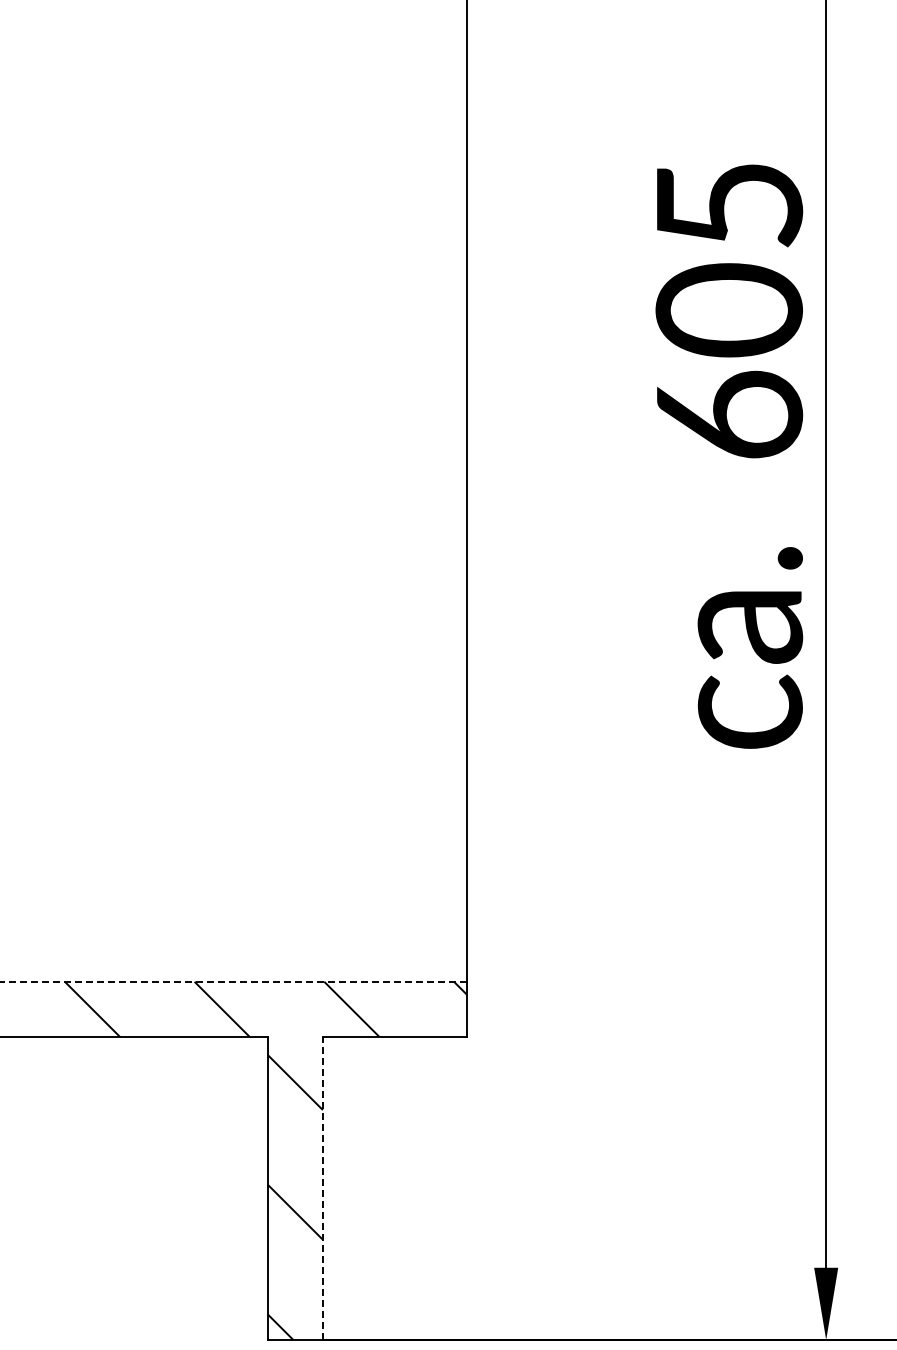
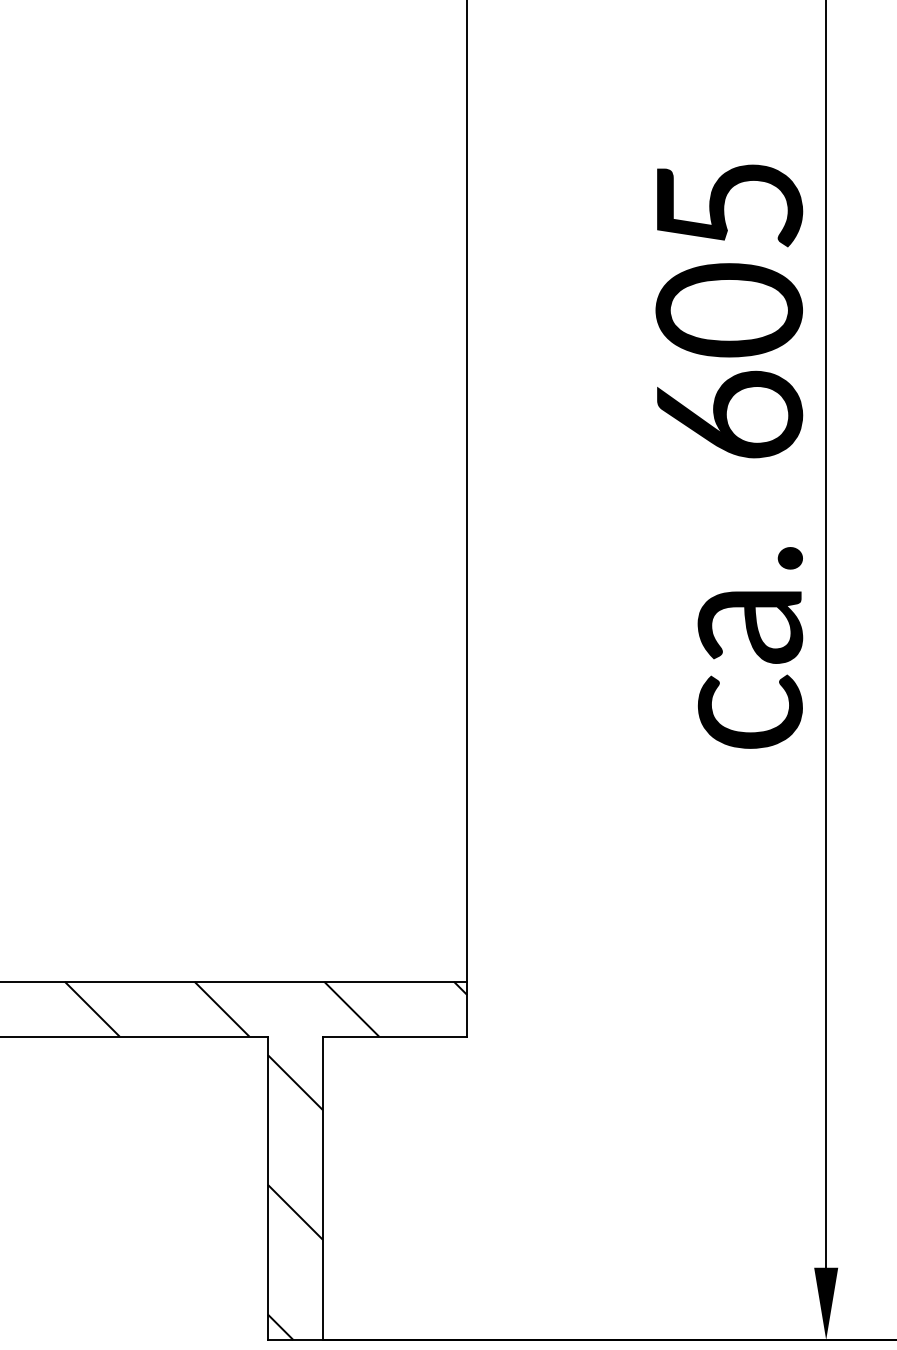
line: dashed -> solid (233, 981)
line: dashed -> solid (322, 1188)
